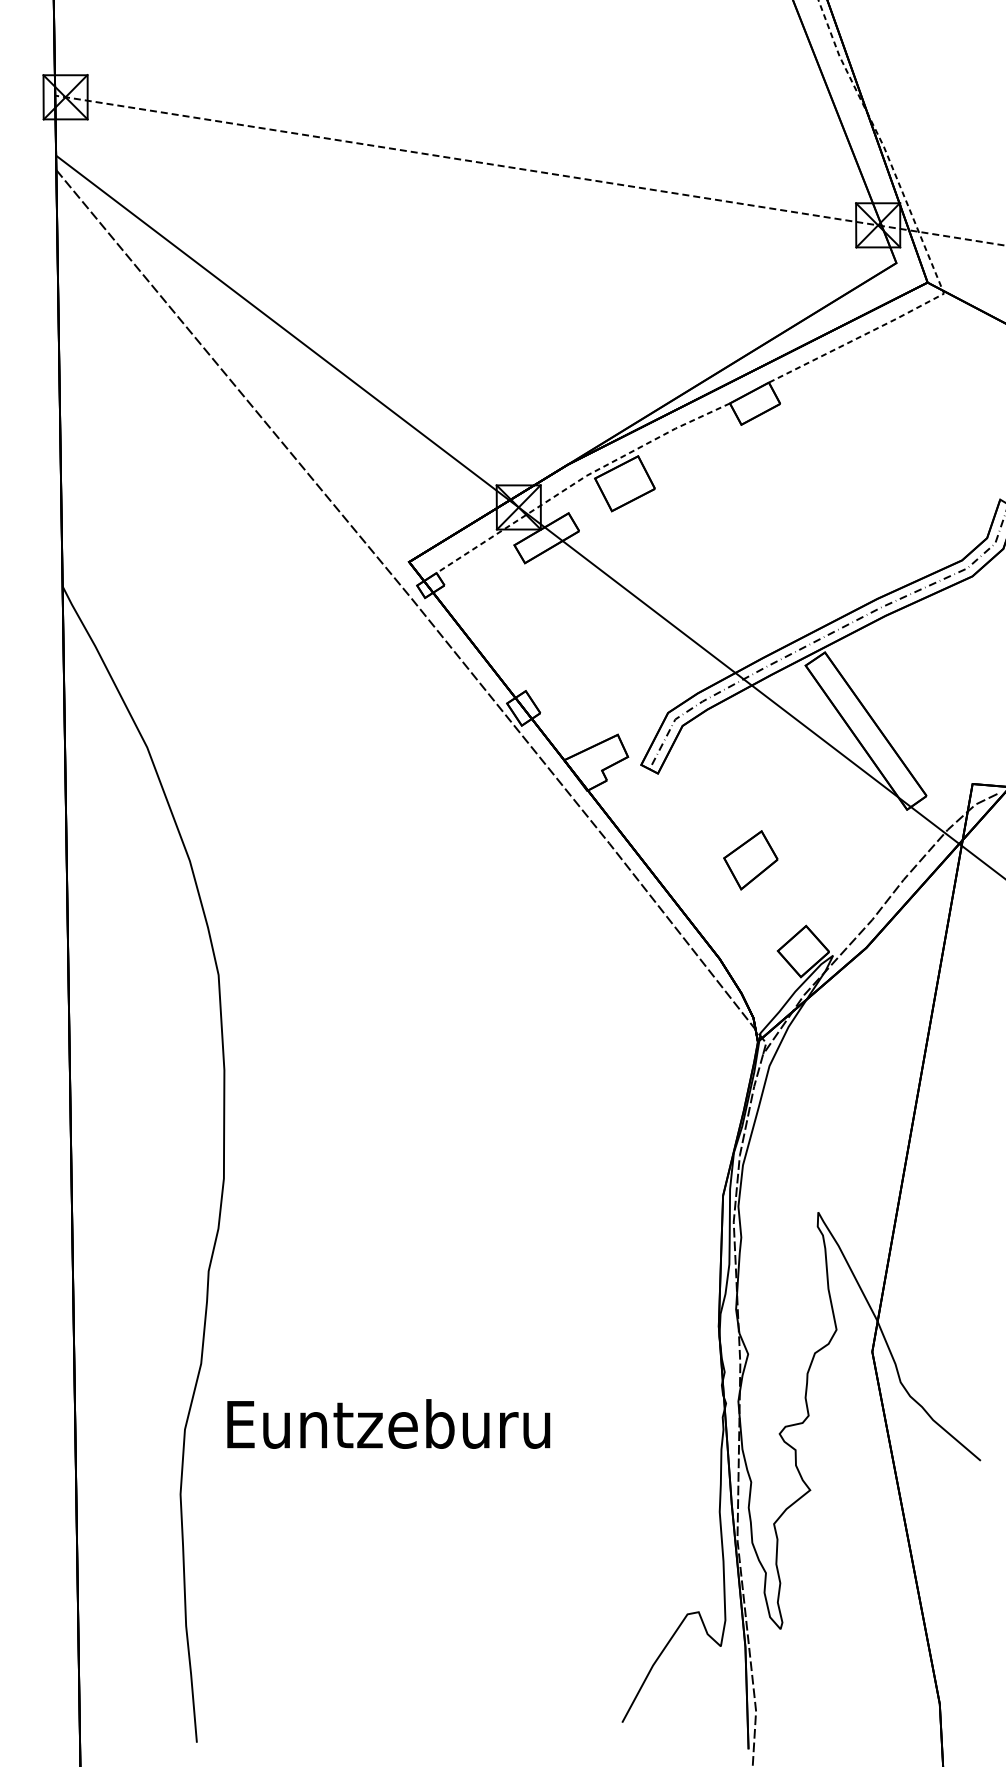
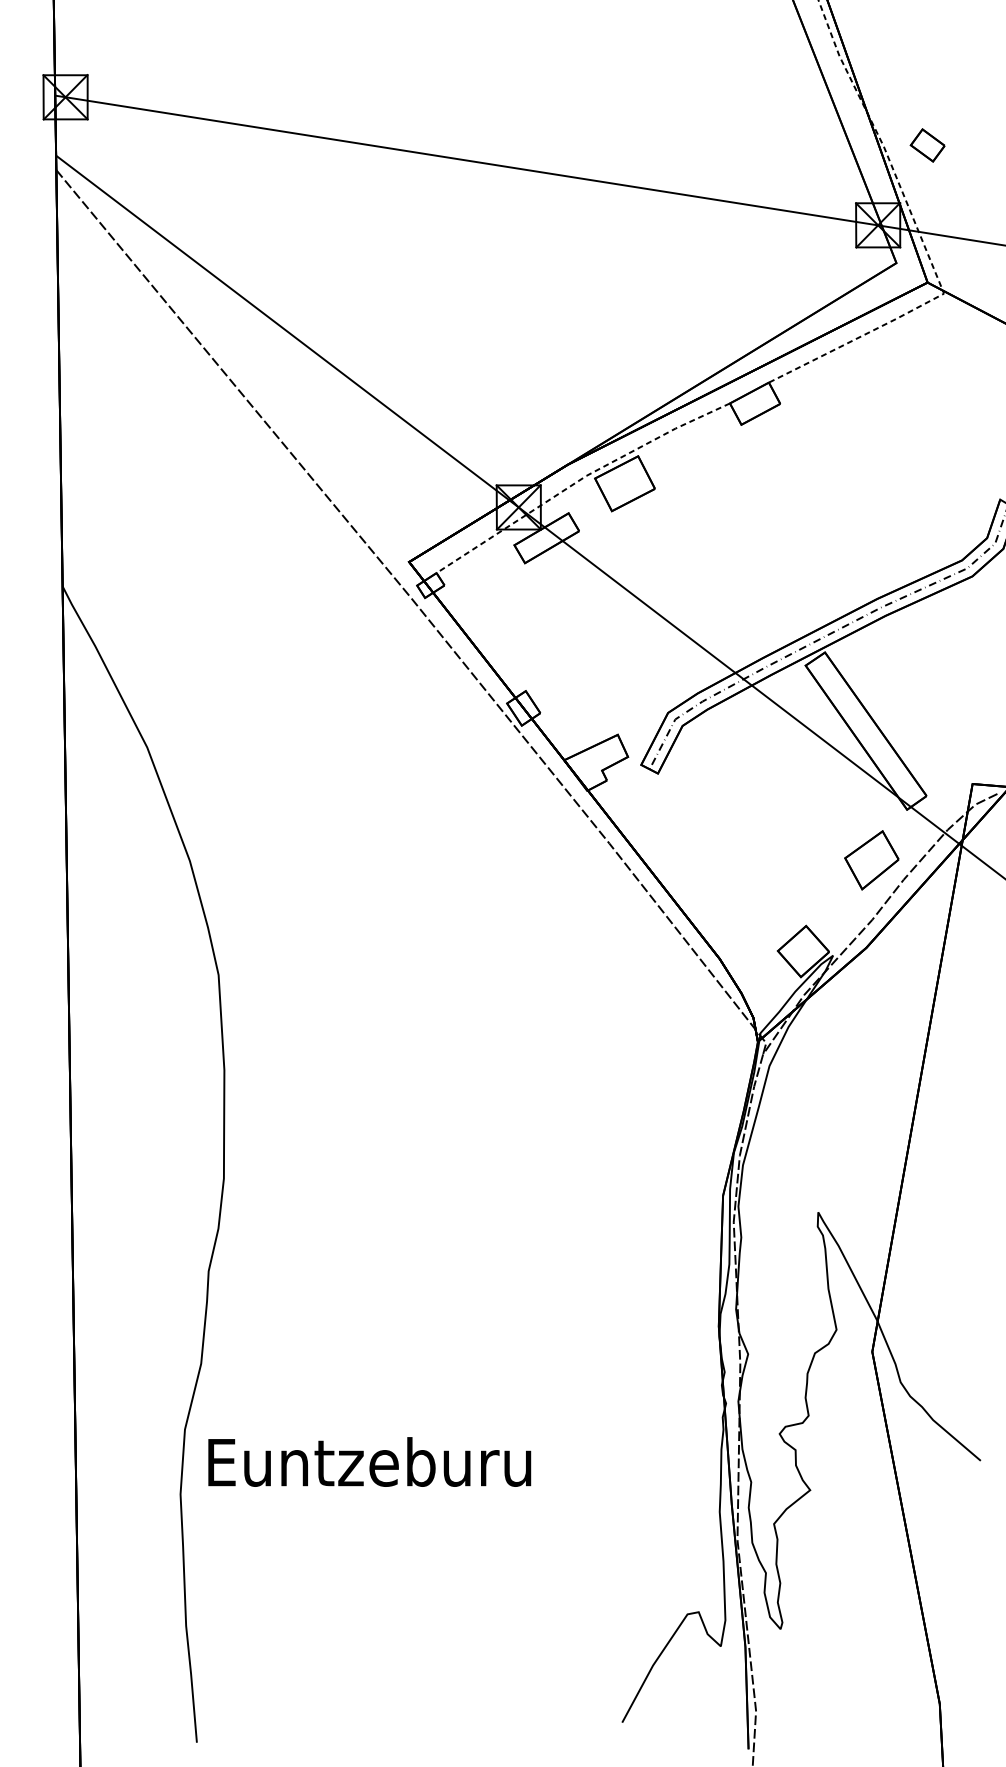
part: none -> present (927, 145)
line: dashed -> solid (529, 170)
part position: (750, 860) -> (871, 860) (871, 860)
text position: (388, 1423) -> (369, 1461) (369, 1461)
